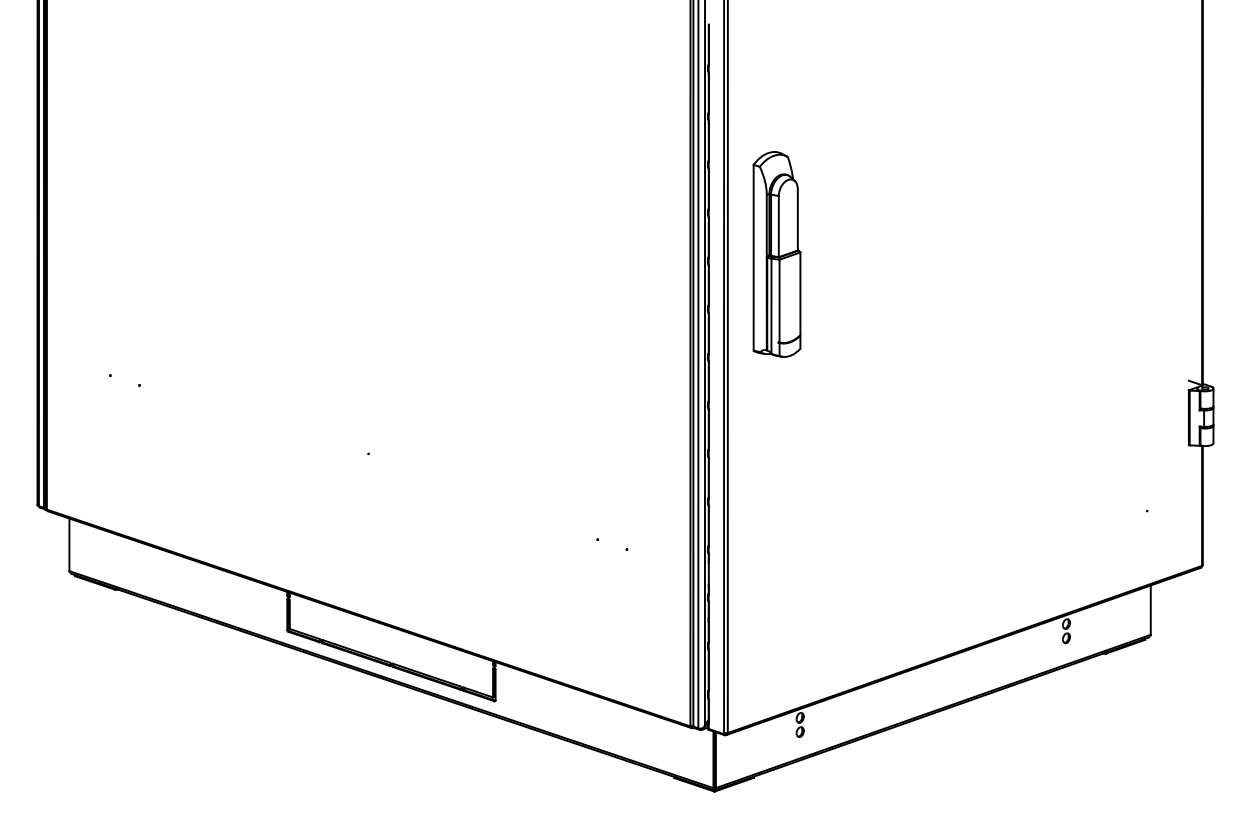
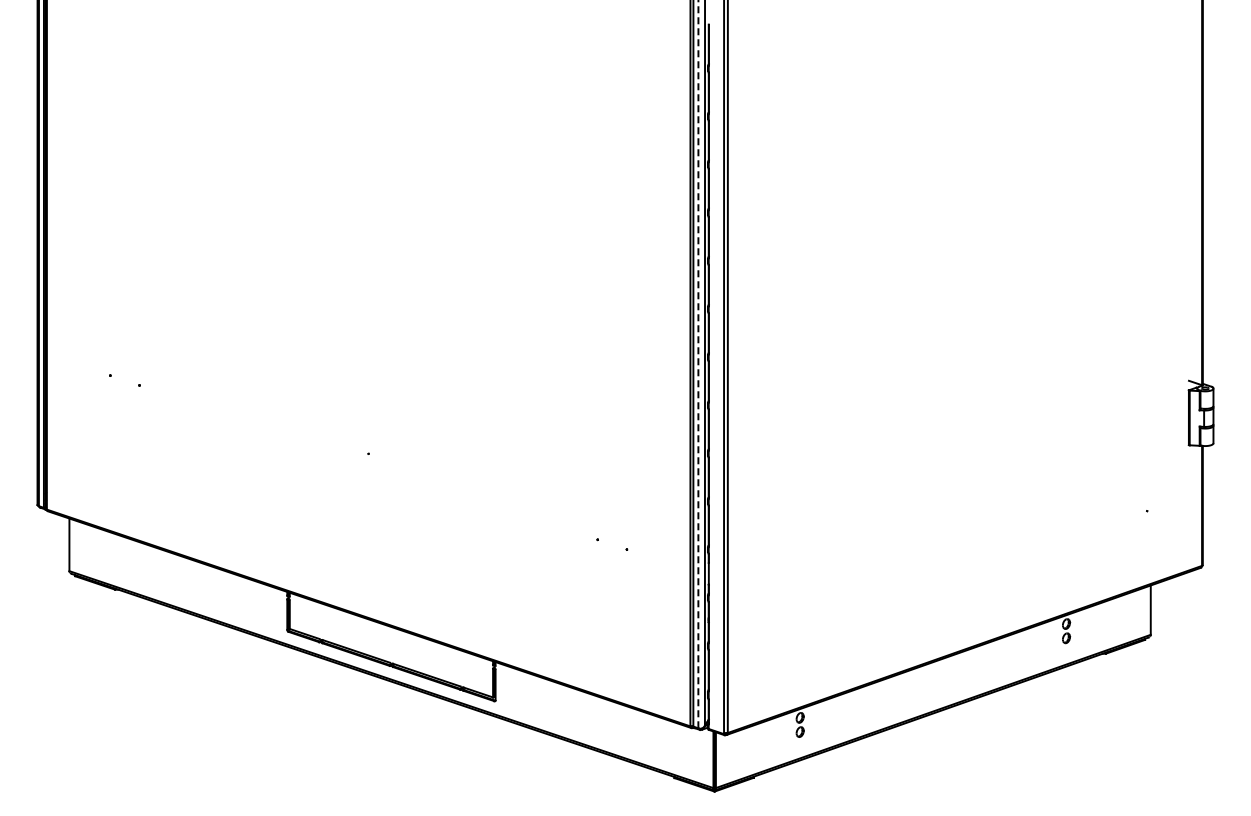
part: present -> none (776, 254)
line: solid -> dashed (698, 364)
